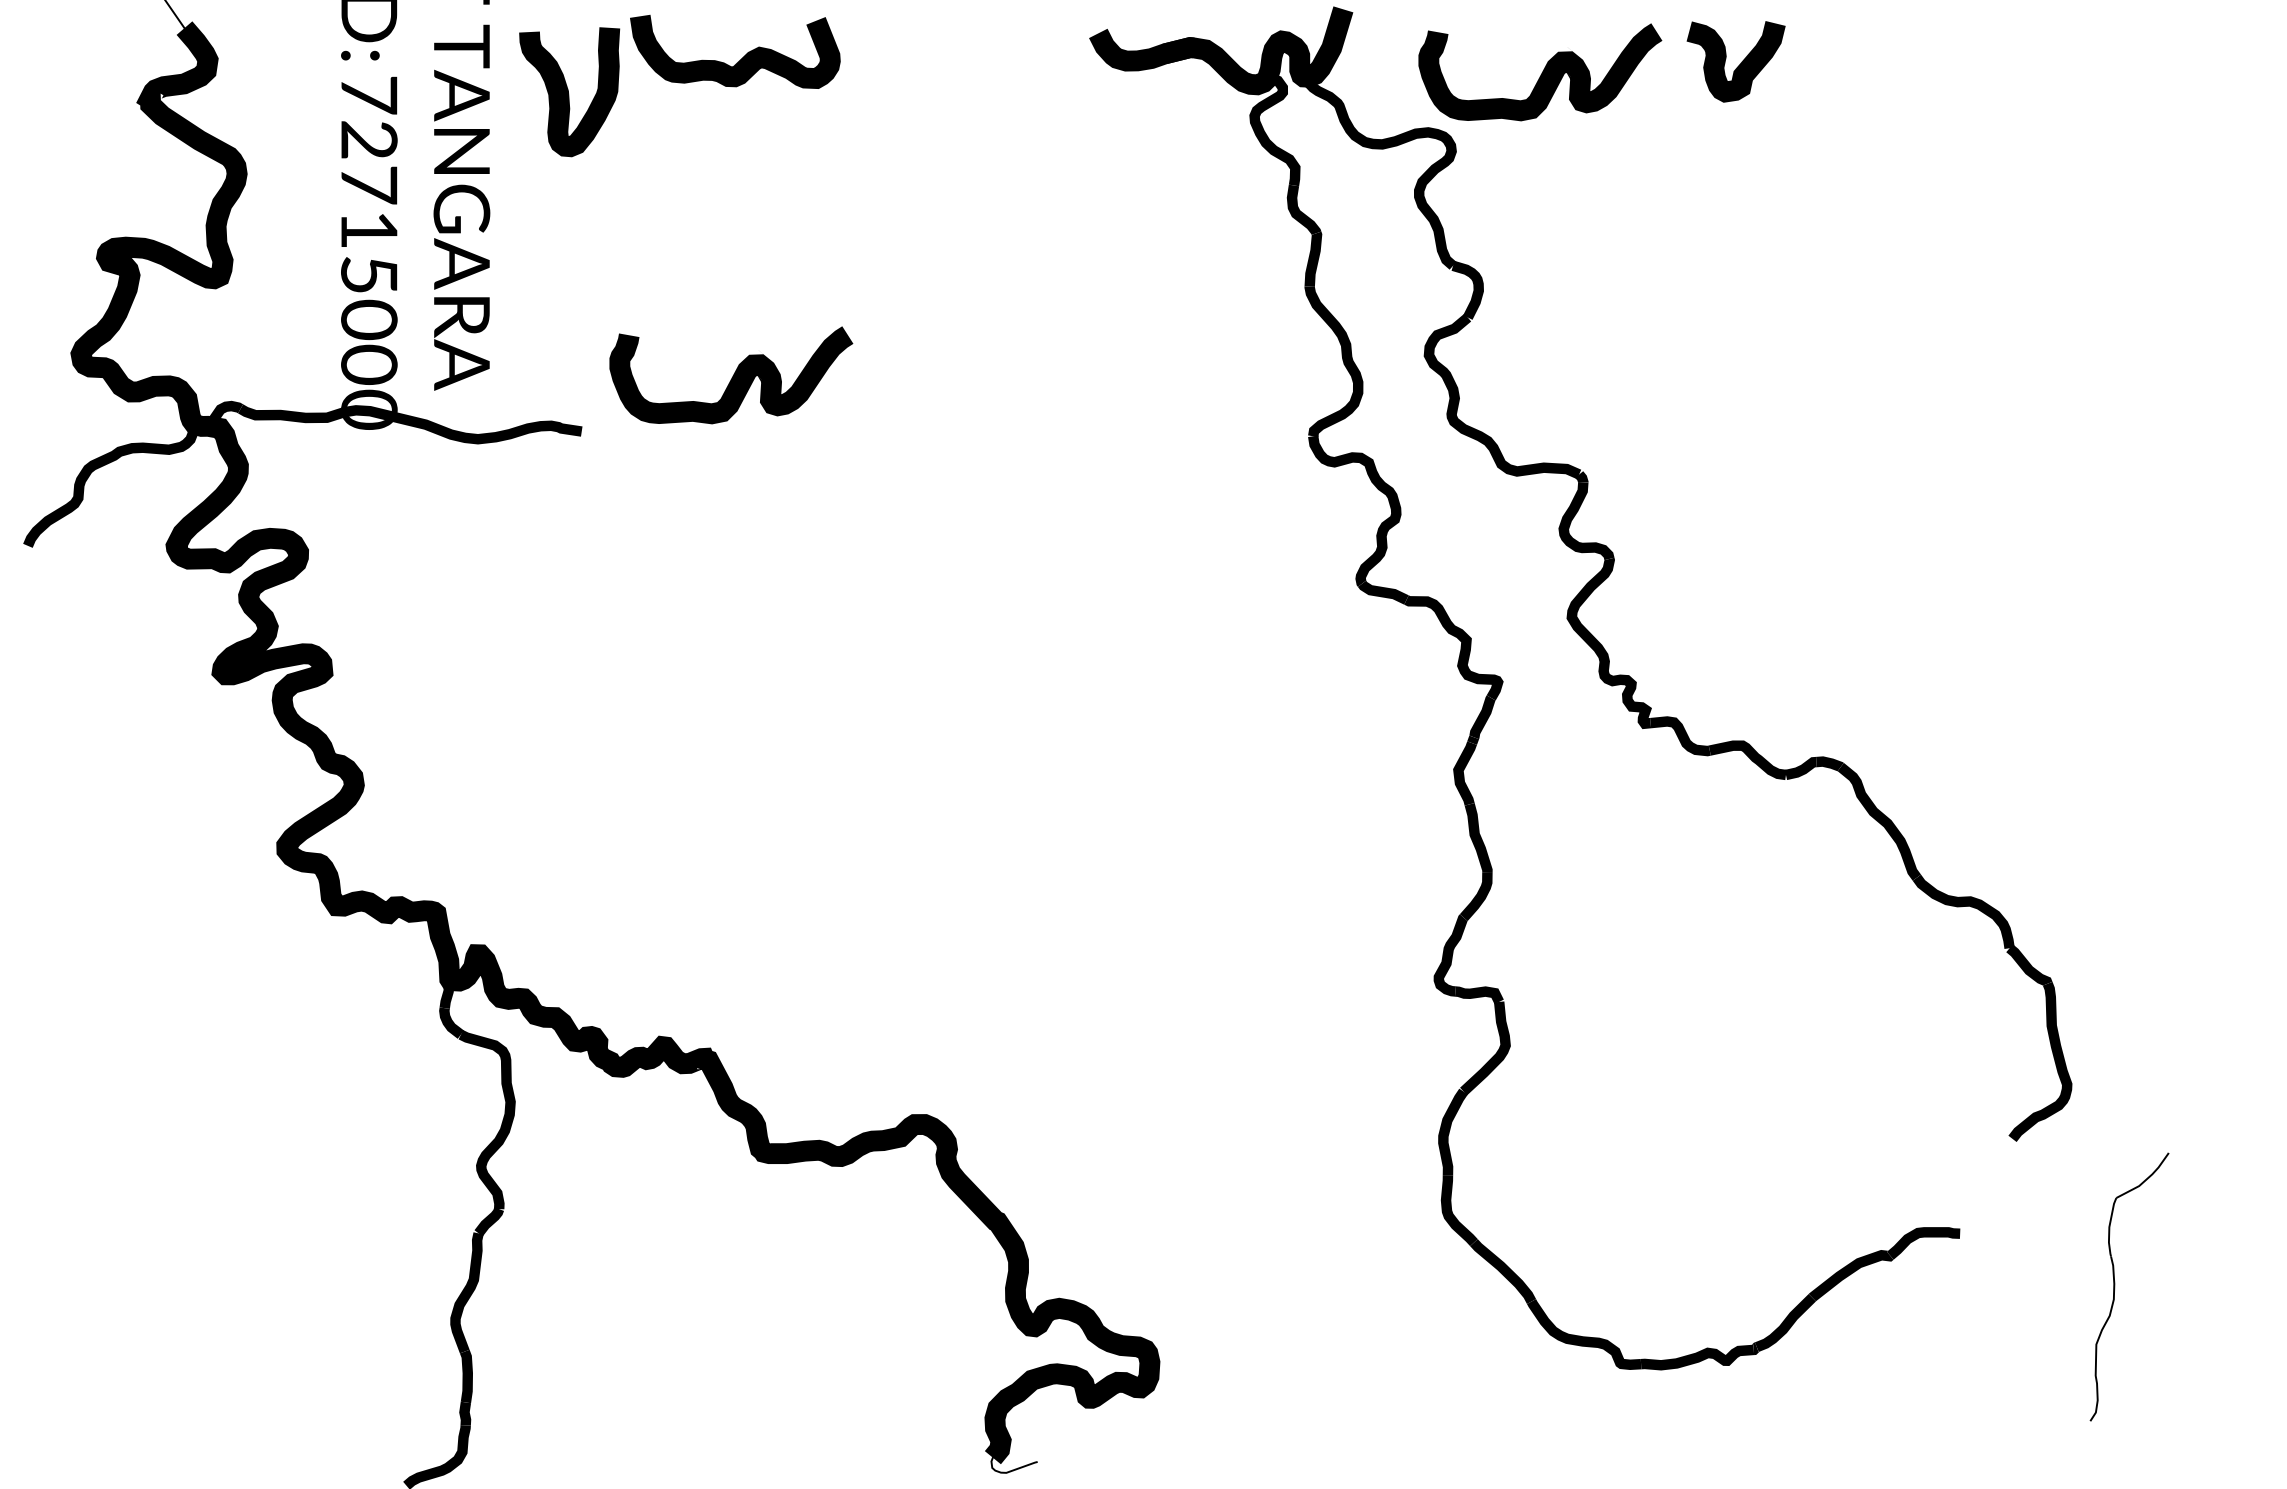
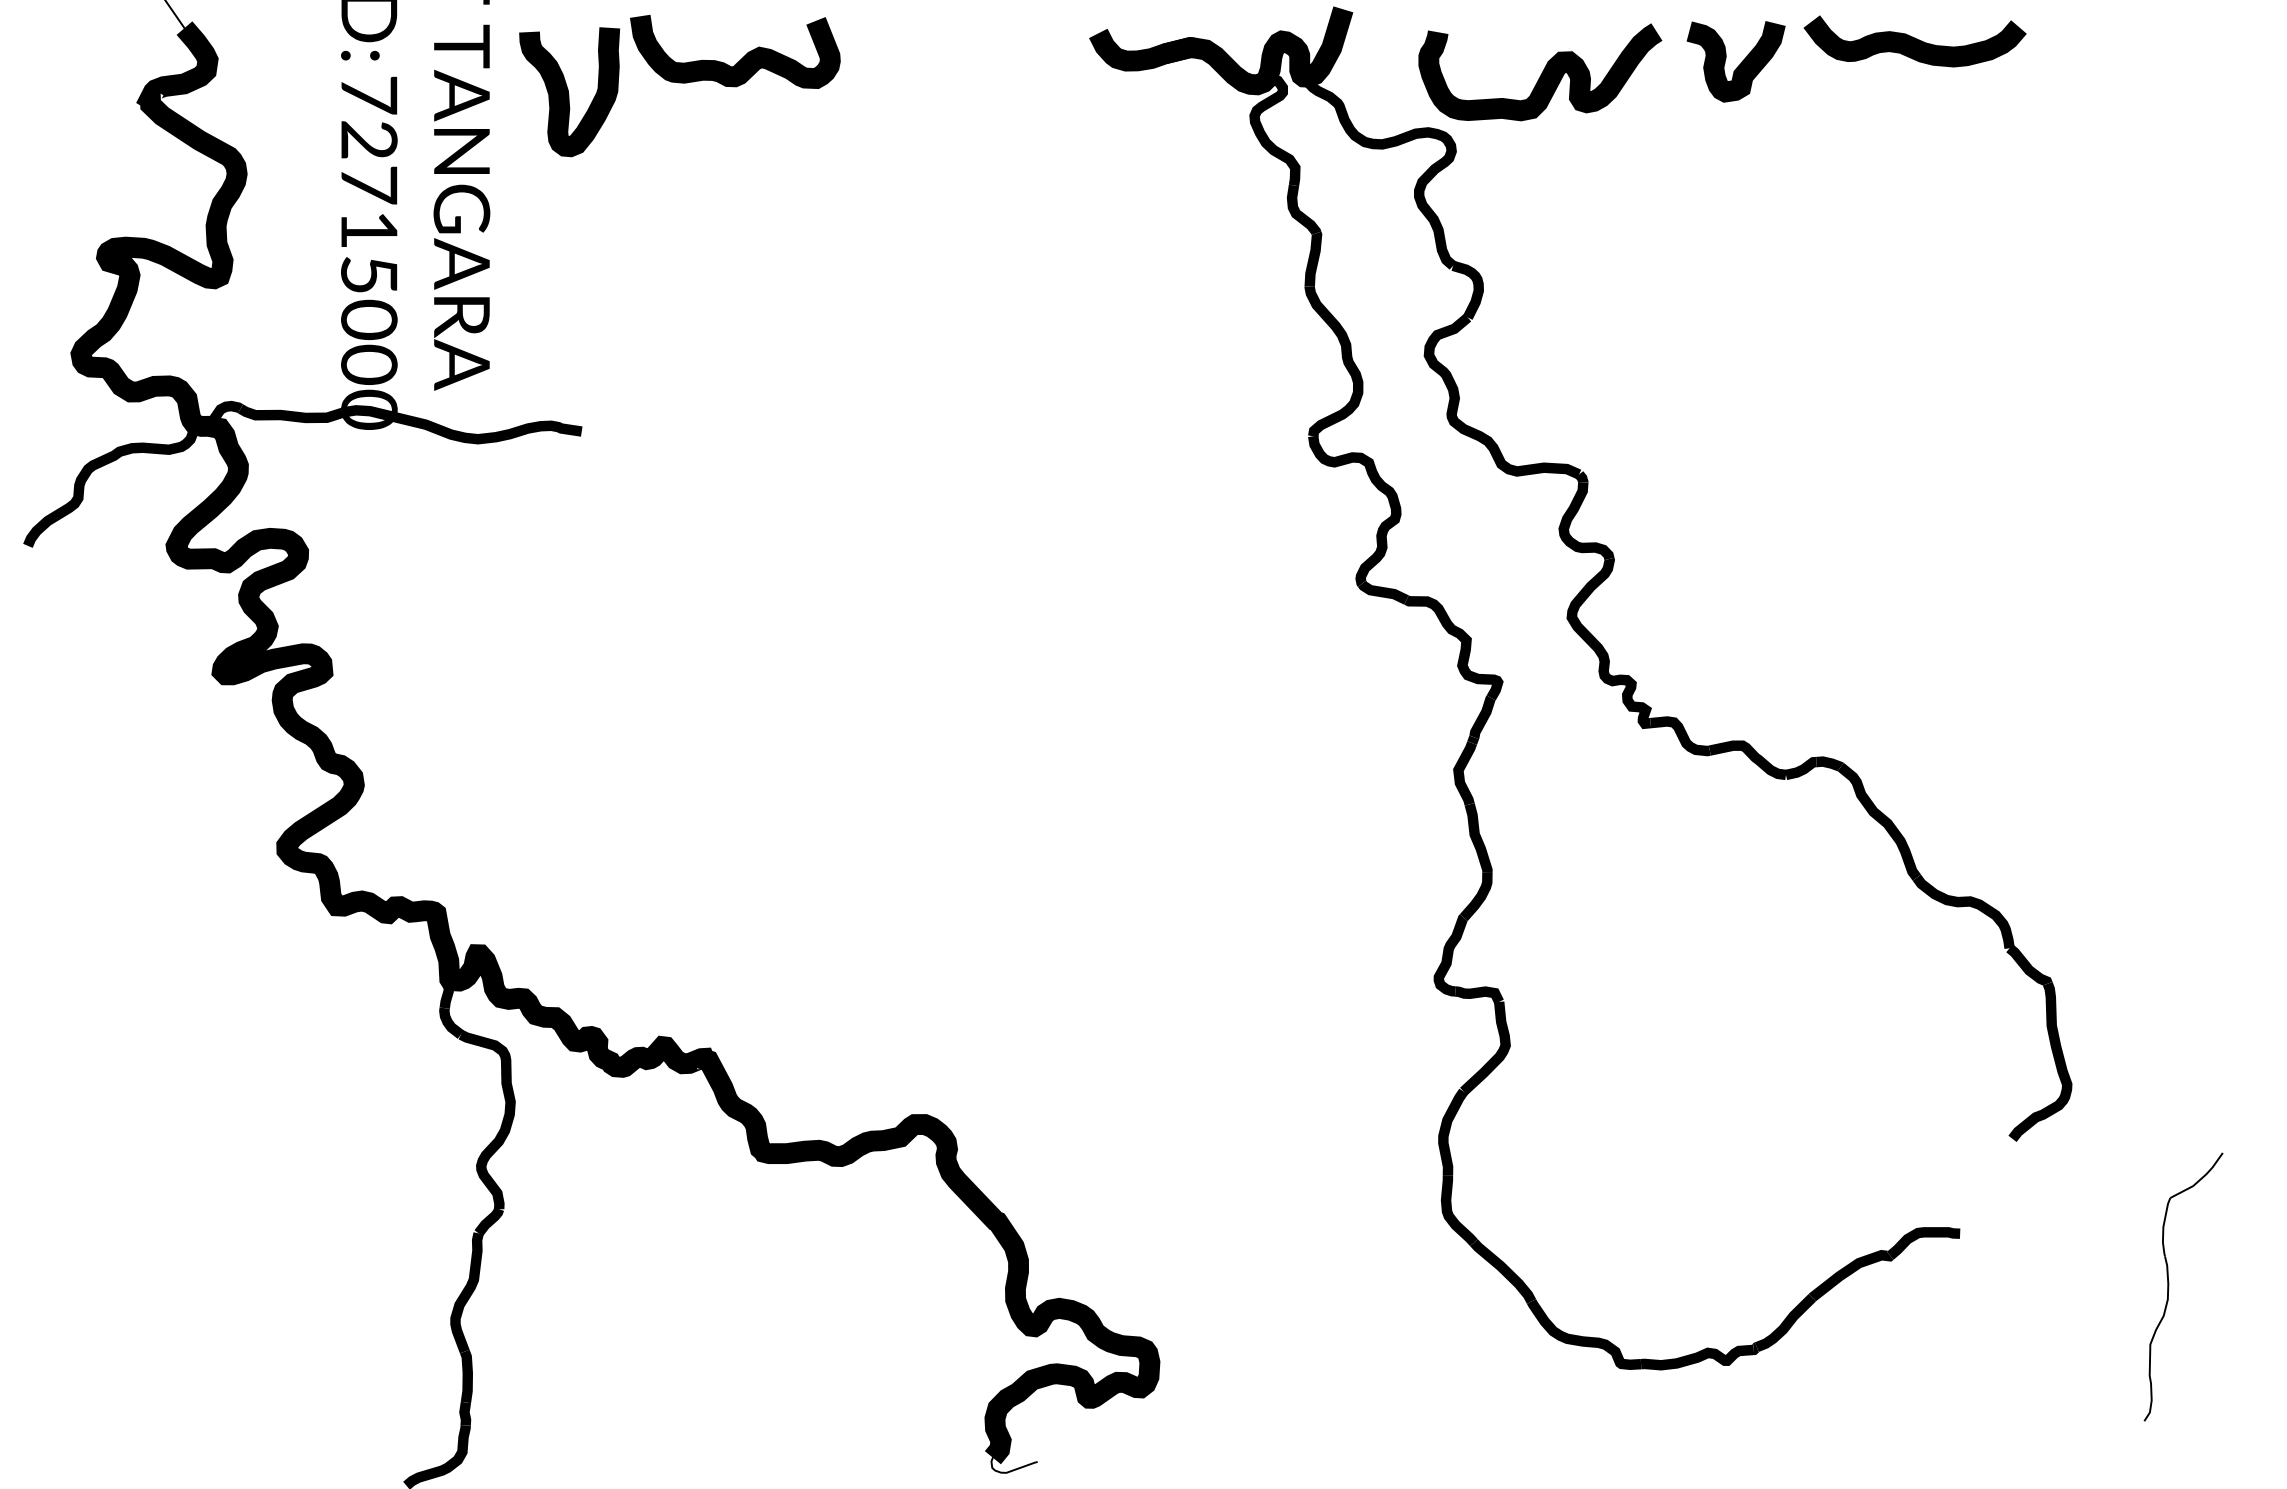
curve: none -> present (1914, 41)
curve: present -> none (732, 376)
part position: (2115, 1286) -> (2169, 1286) (2169, 1286)
